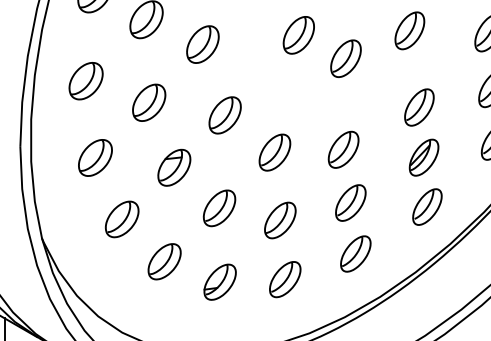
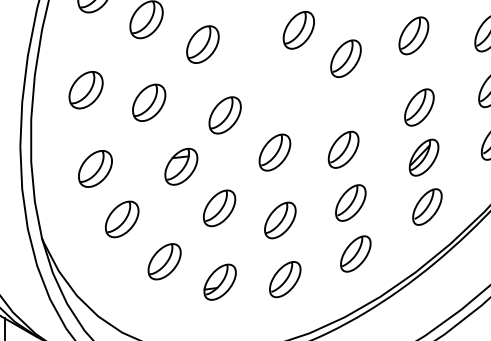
part position: (409, 30) -> (413, 35) (413, 35)
part position: (298, 35) -> (298, 30) (298, 30)
part position: (85, 81) -> (85, 90) (85, 90)
part position: (95, 157) -> (95, 168) (95, 168)
part position: (174, 167) -> (181, 166) (181, 166)
